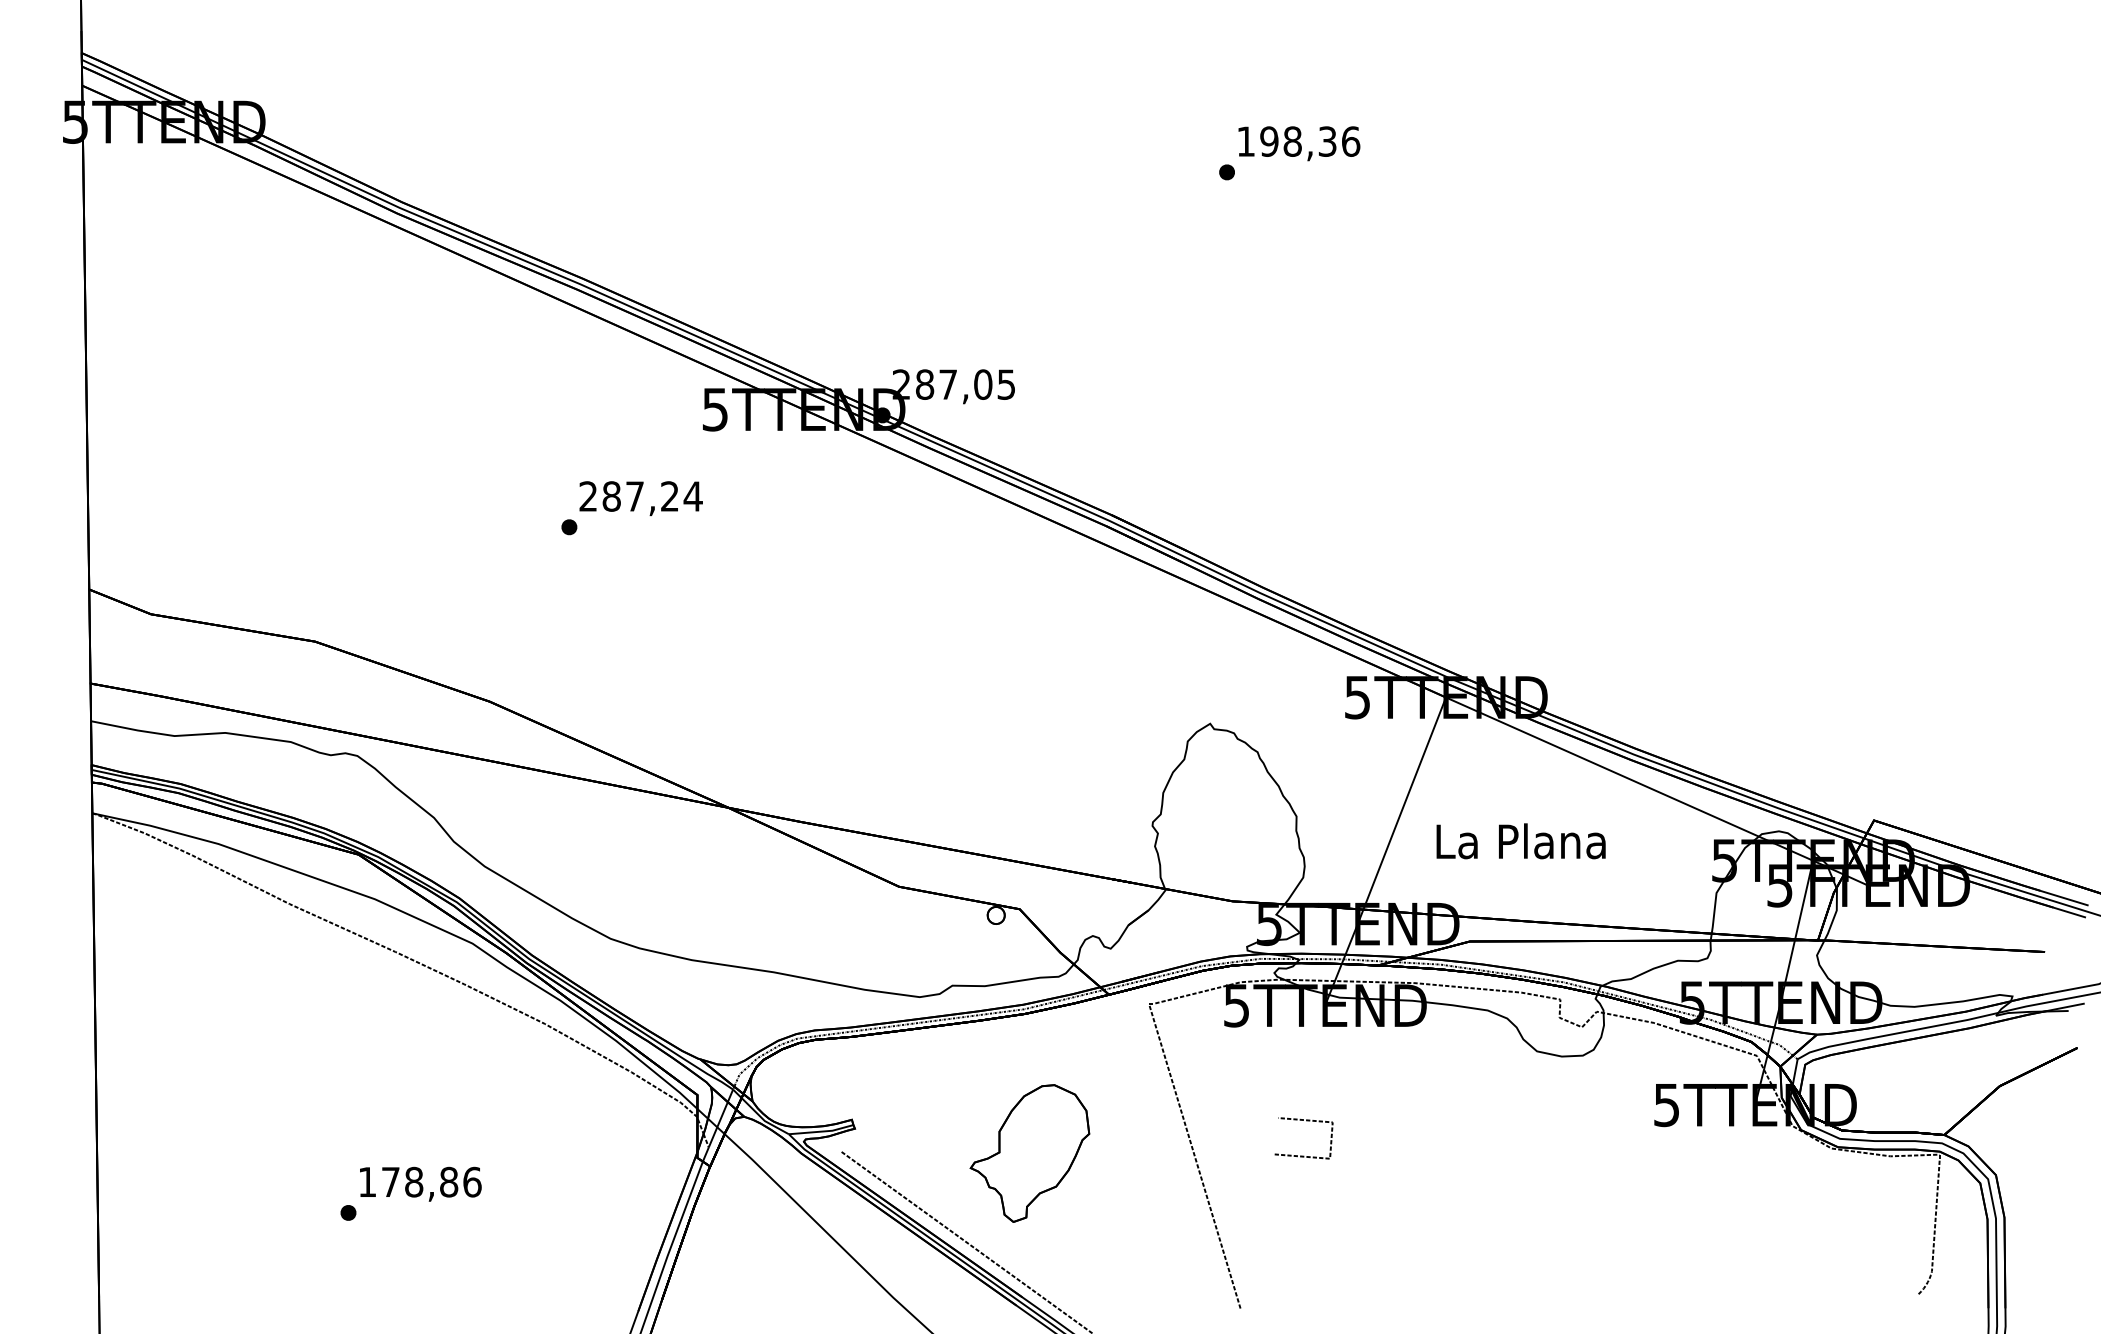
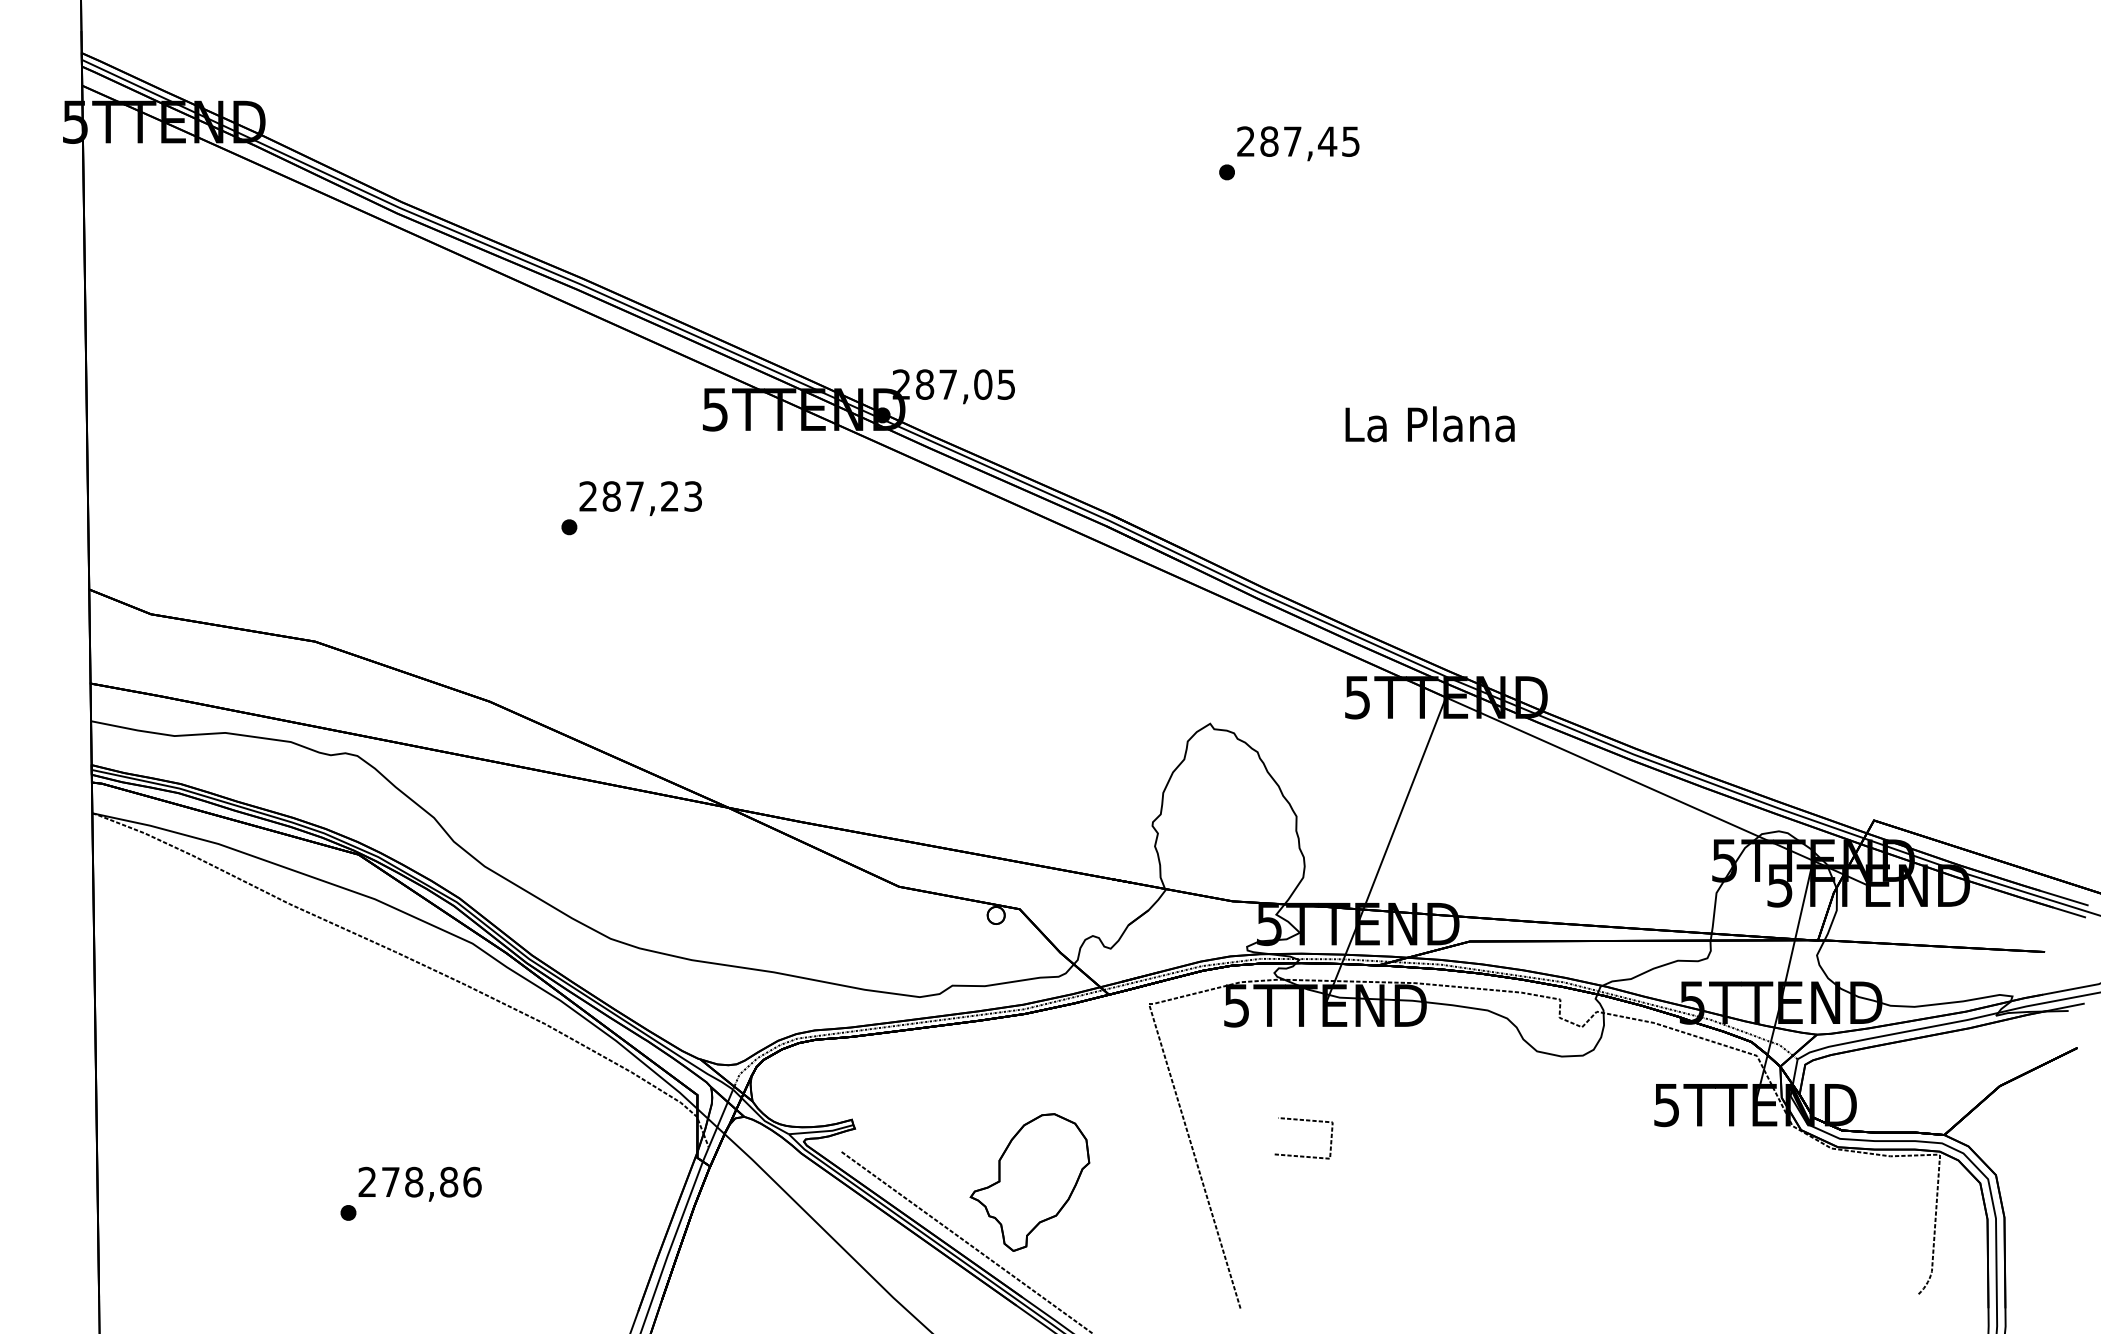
text: 198,36 -> 287,45 (1298, 141)
text: 287,24 -> 287,23 (692, 496)
text position: (1520, 841) -> (1429, 424) (1429, 424)
part position: (1029, 1153) -> (1029, 1182) (1029, 1182)
text: 178,86 -> 278,86 (366, 1181)
